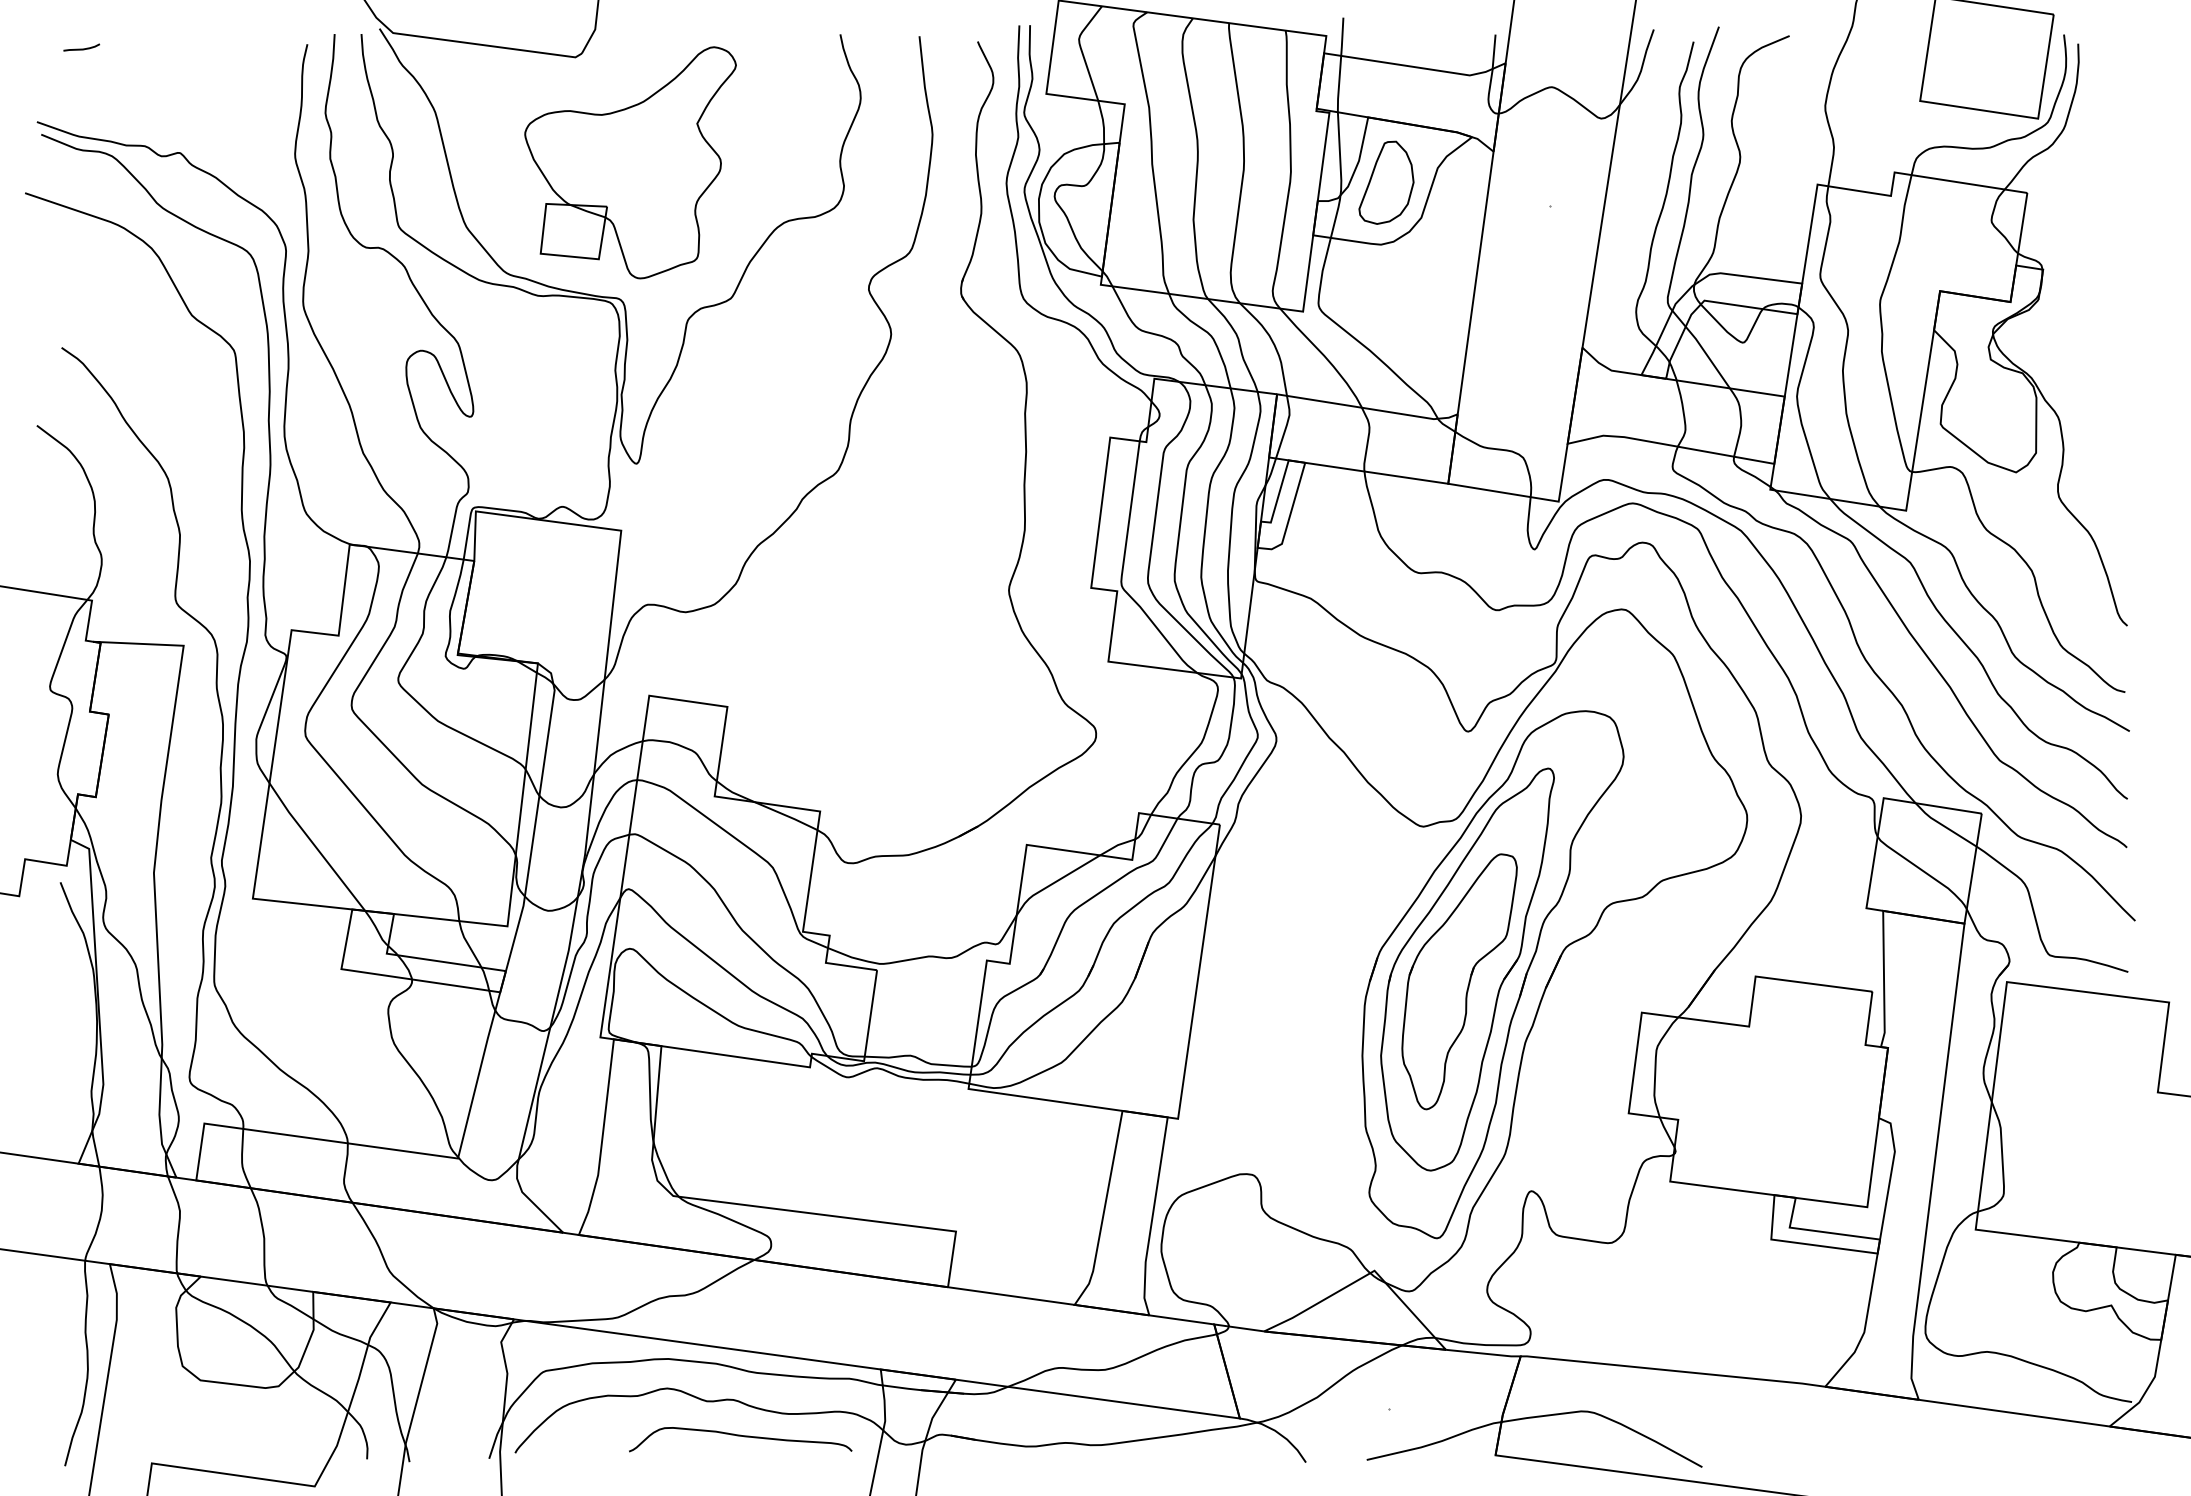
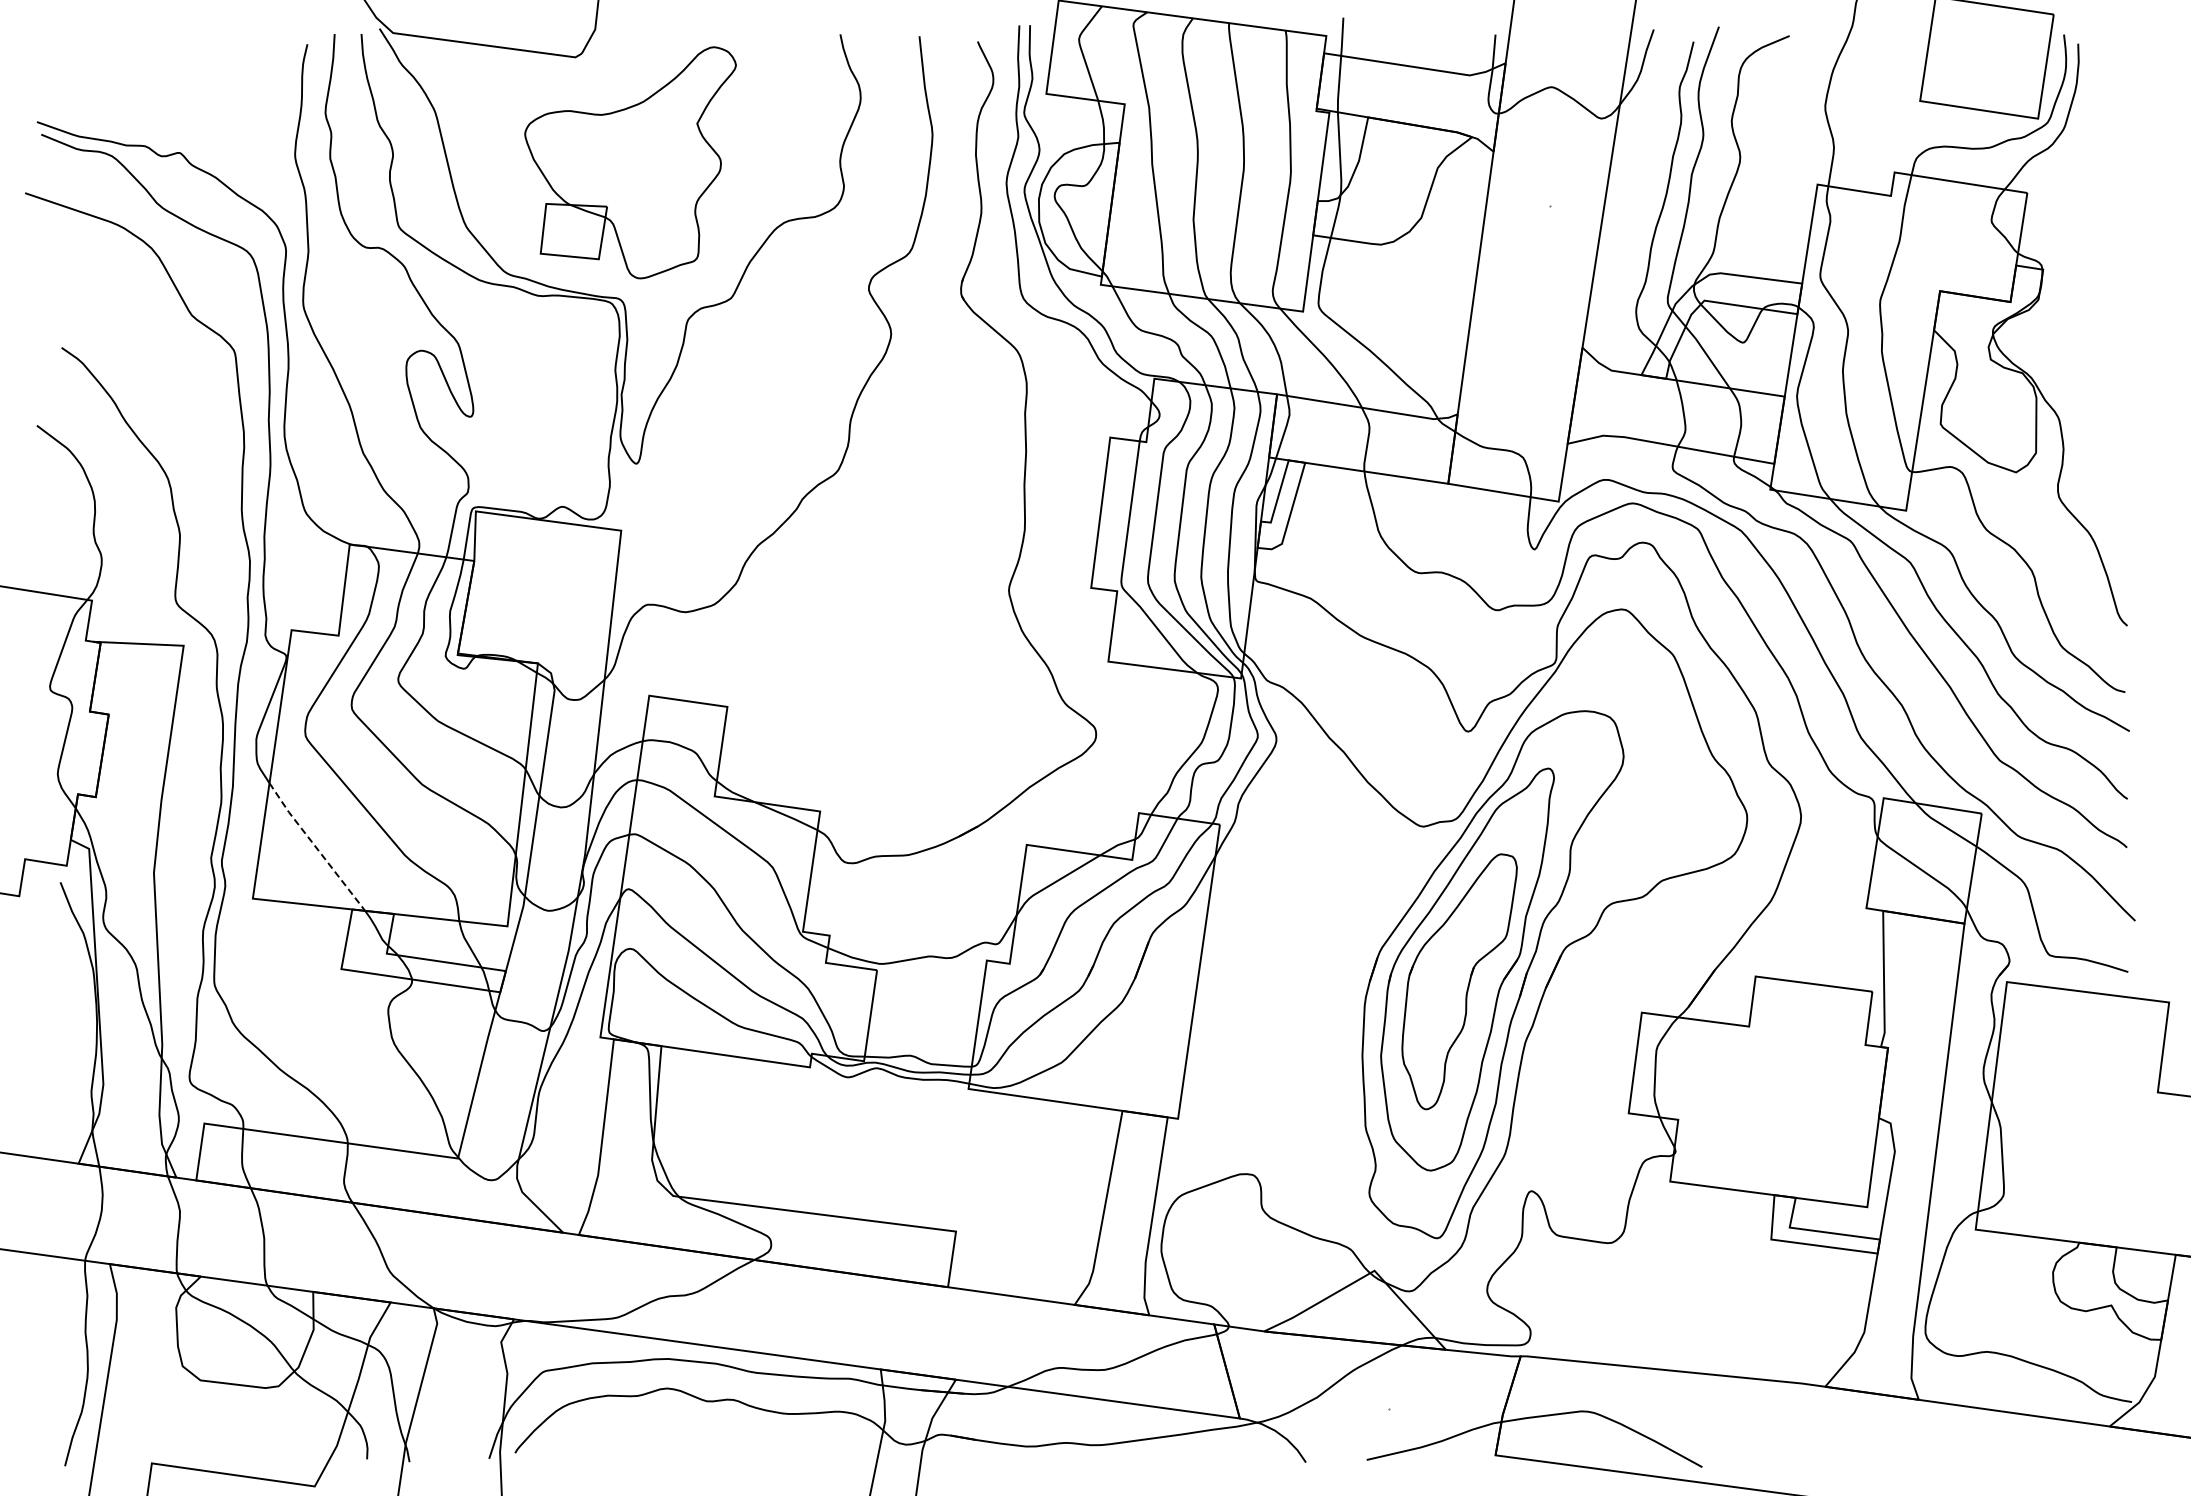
curve: present -> none (81, 48)
part: present -> none (1386, 182)
line: solid -> dashed (315, 847)
curve: present -> none (740, 1436)
